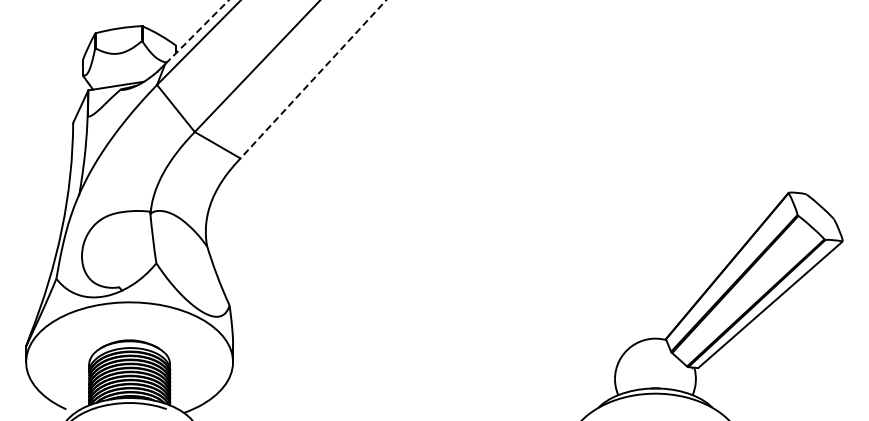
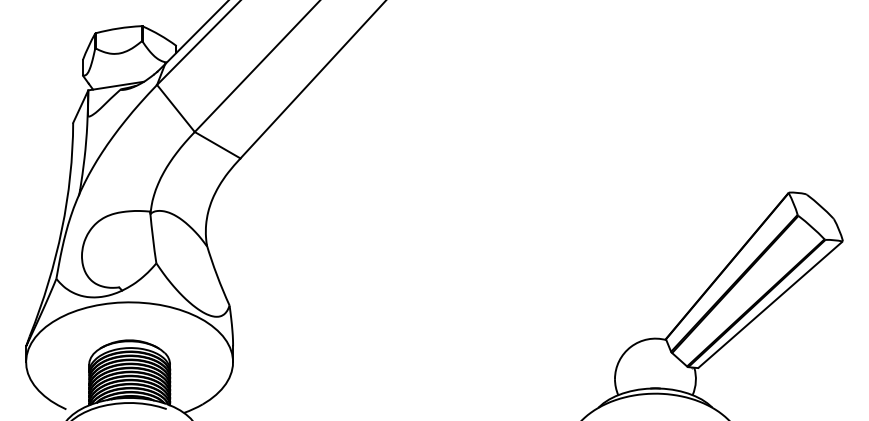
line: dashed -> solid (196, 32)
line: dashed -> solid (313, 79)
